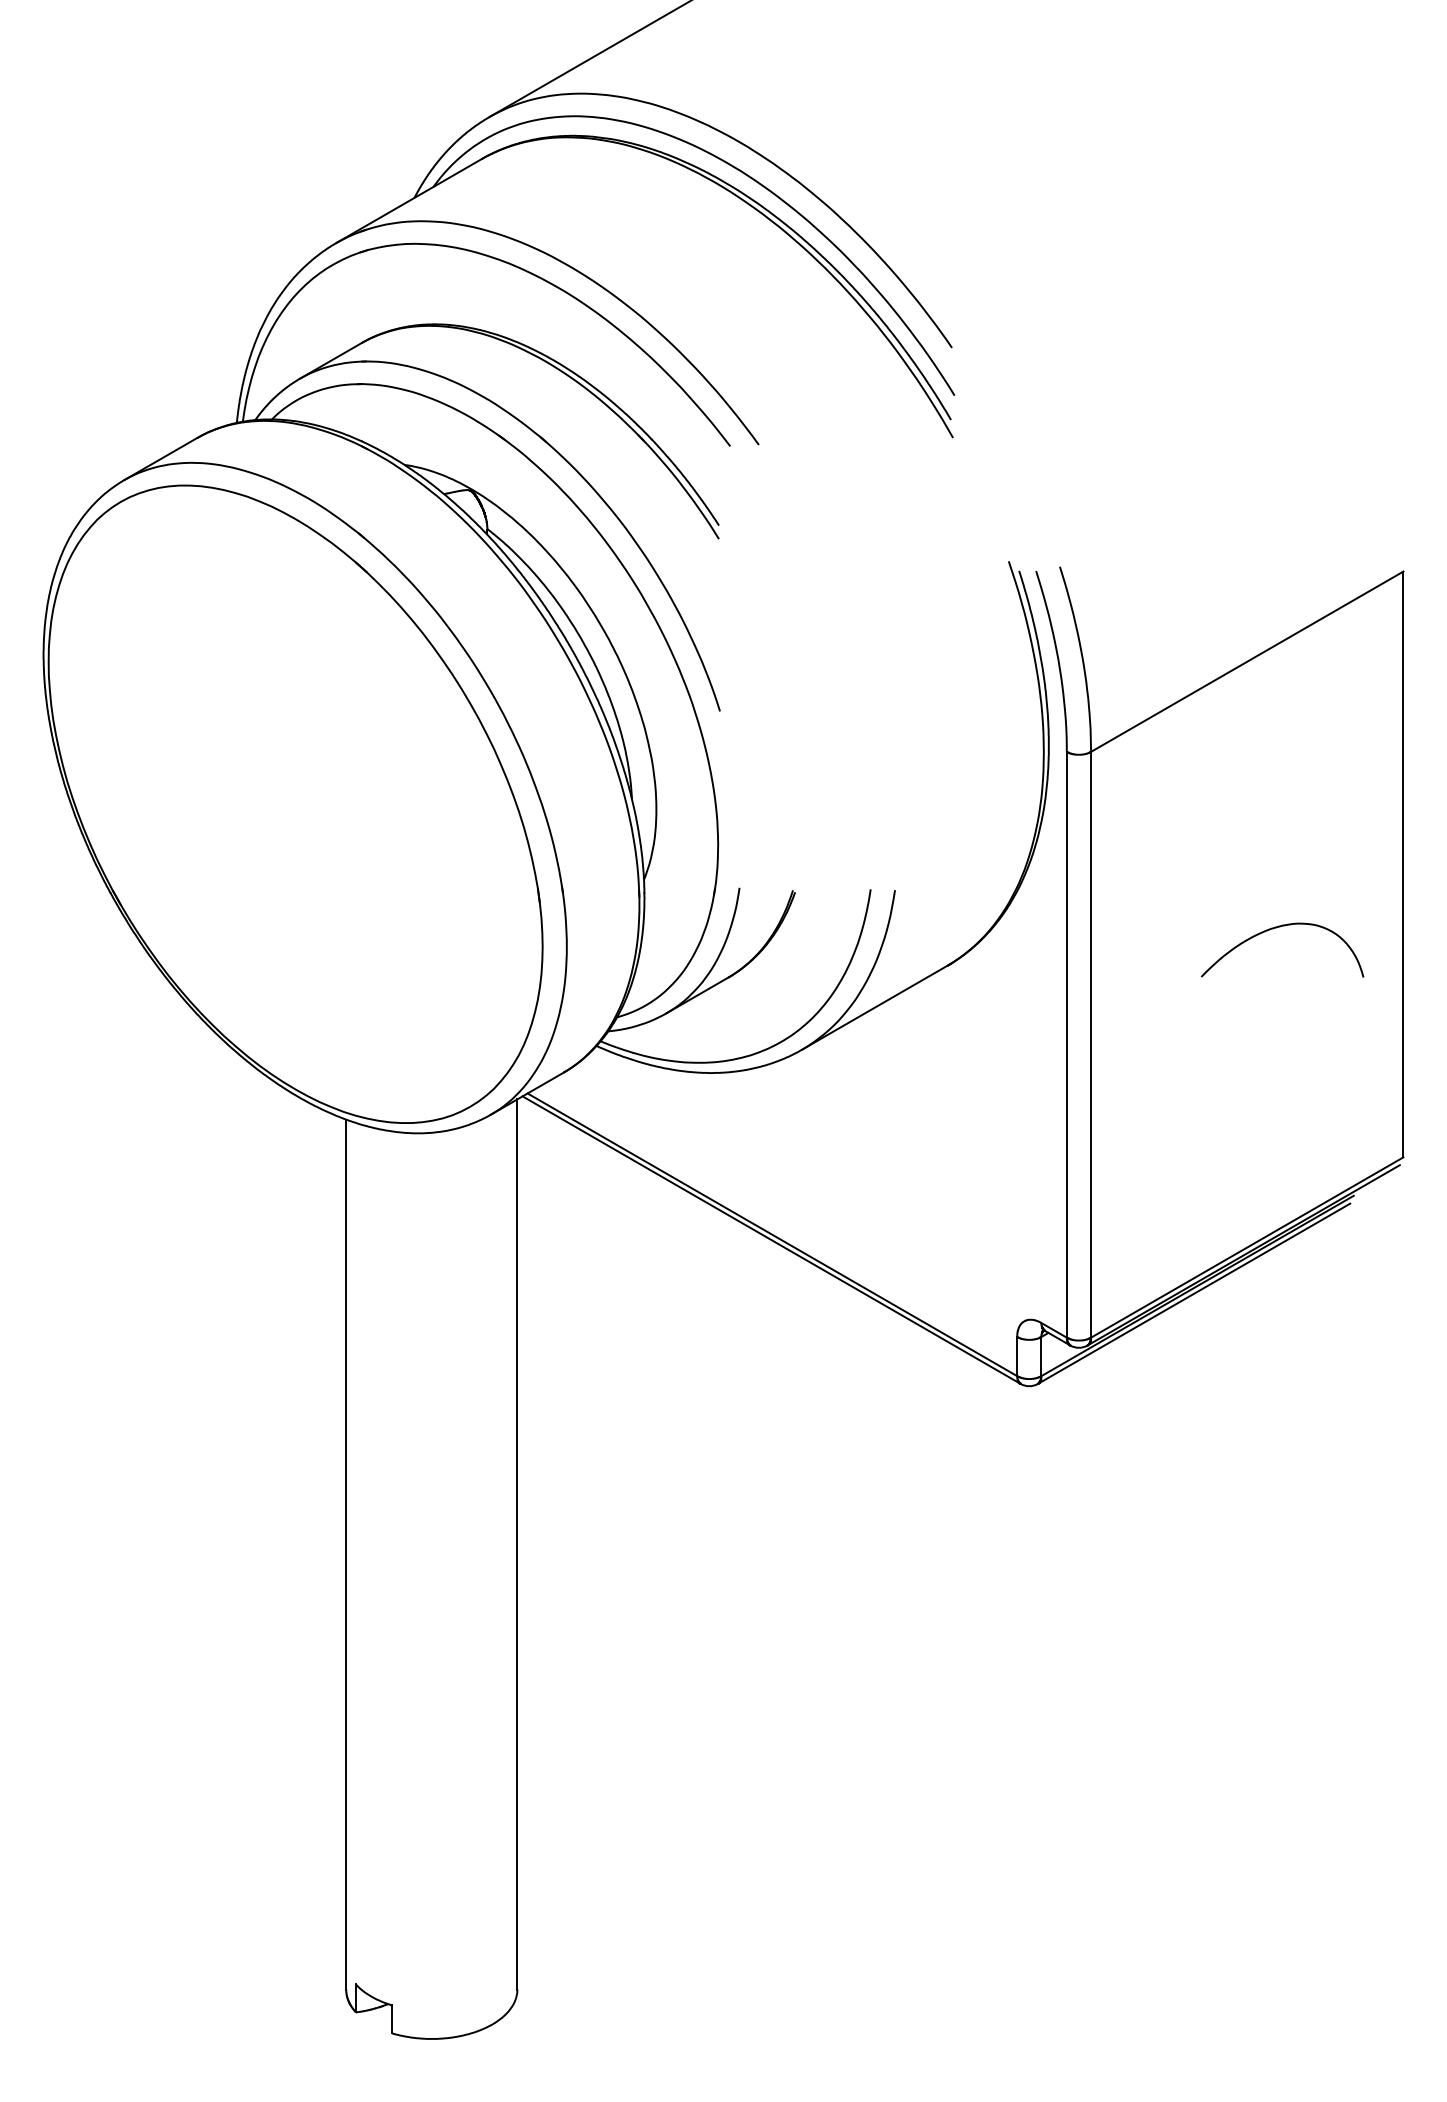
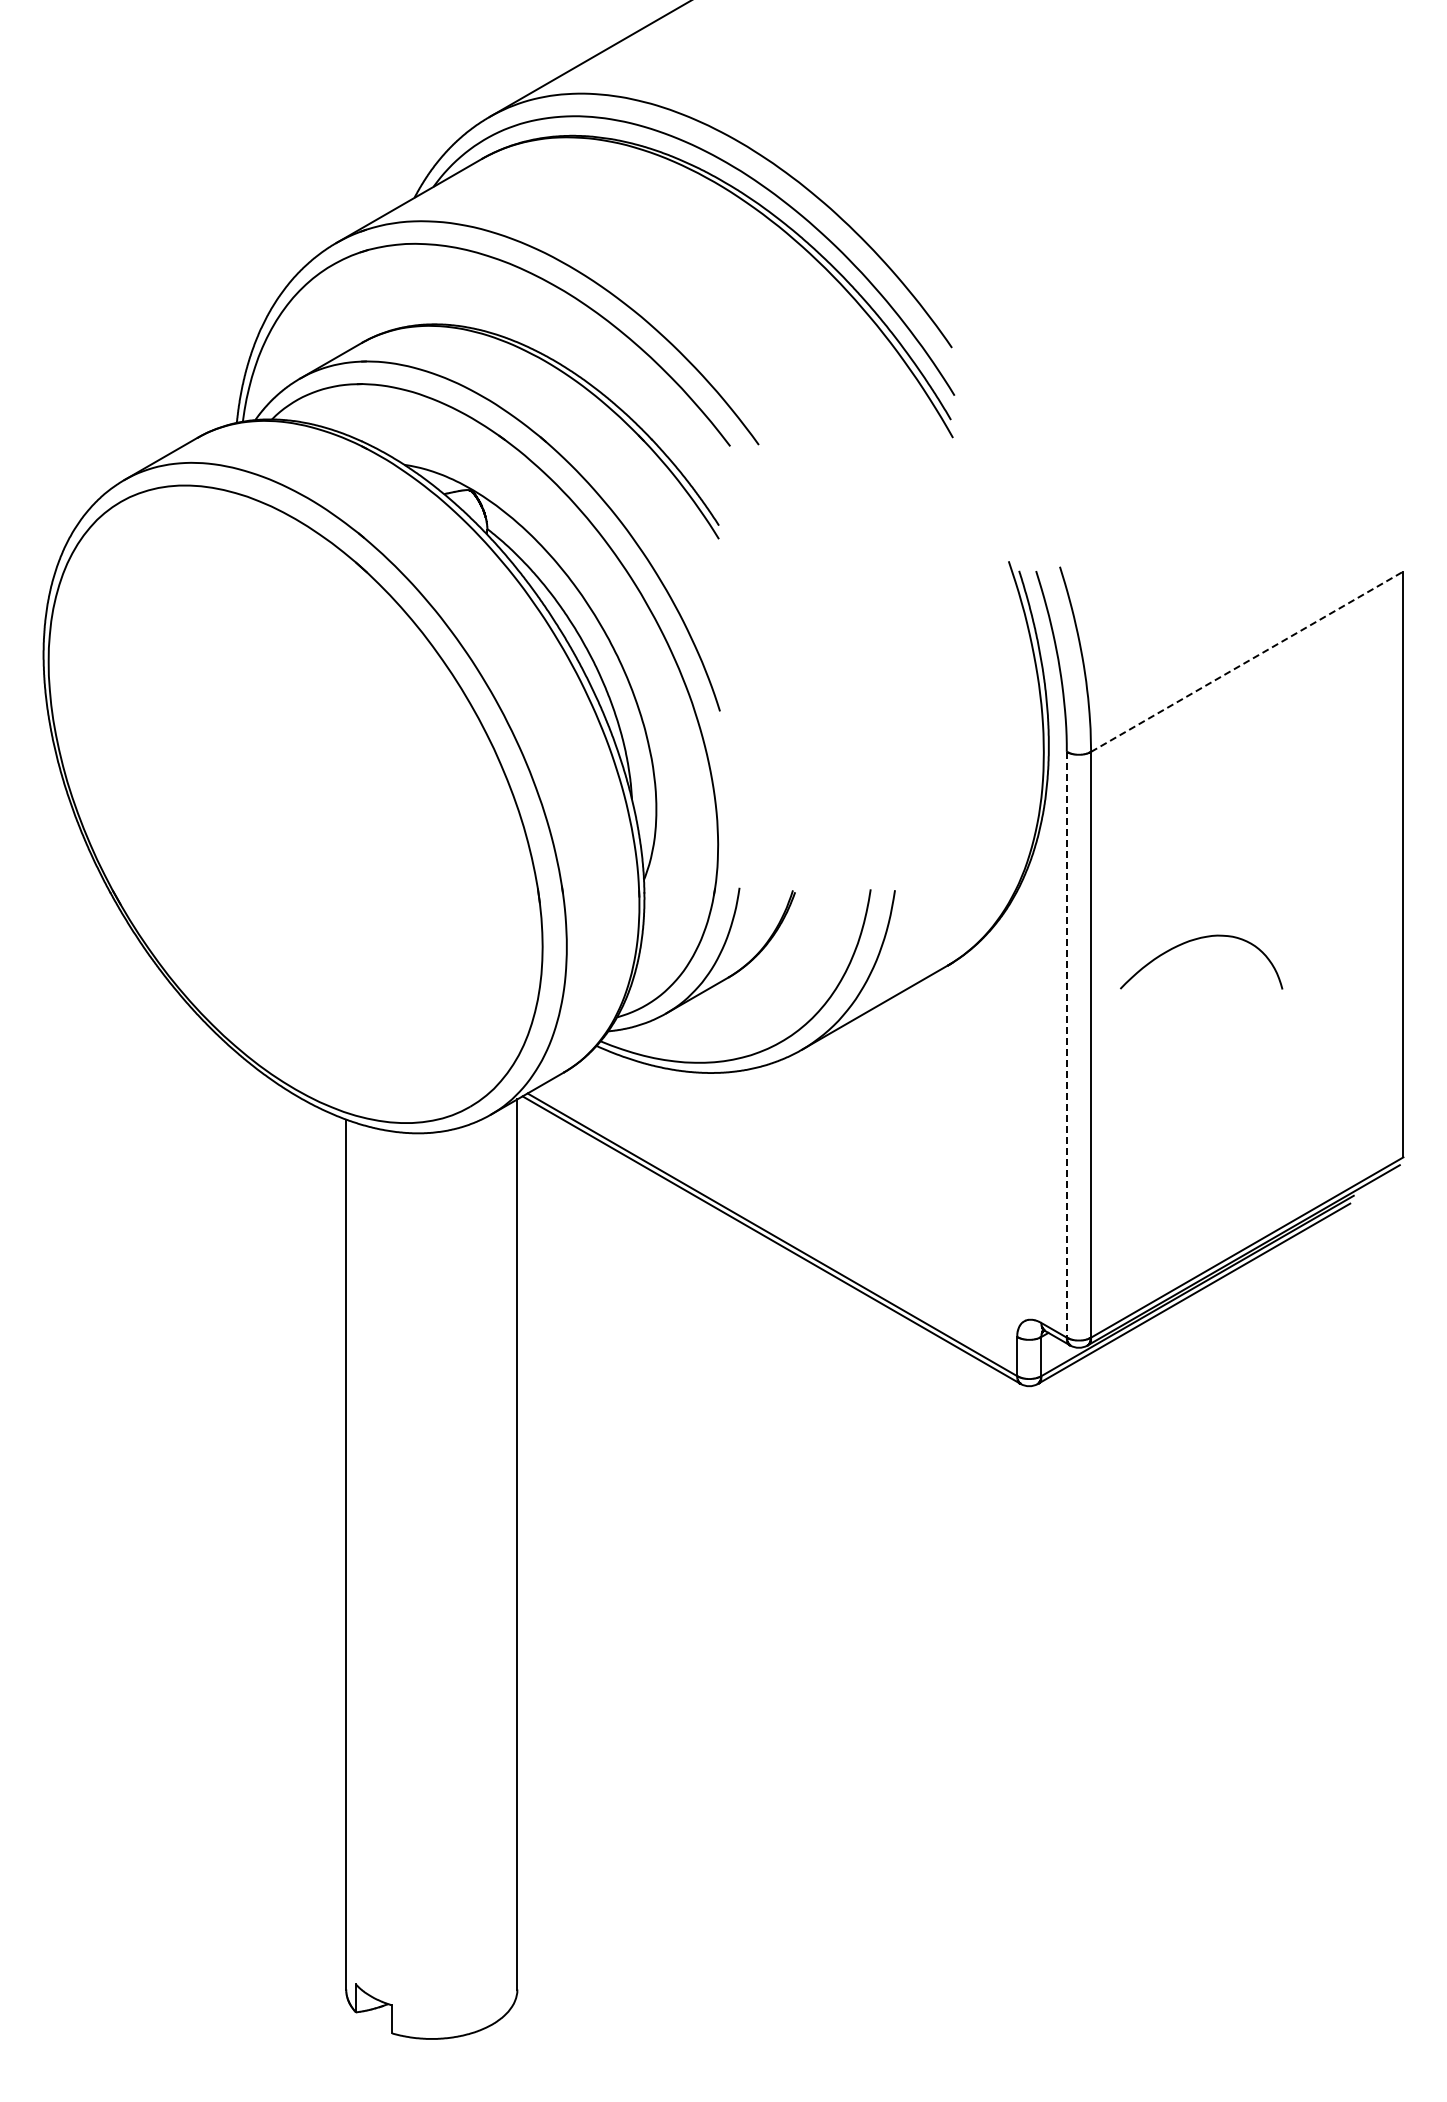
line: solid -> dashed (1247, 661)
curve position: (1276, 928) -> (1195, 940) (1195, 940)
line: solid -> dashed (1066, 1044)
